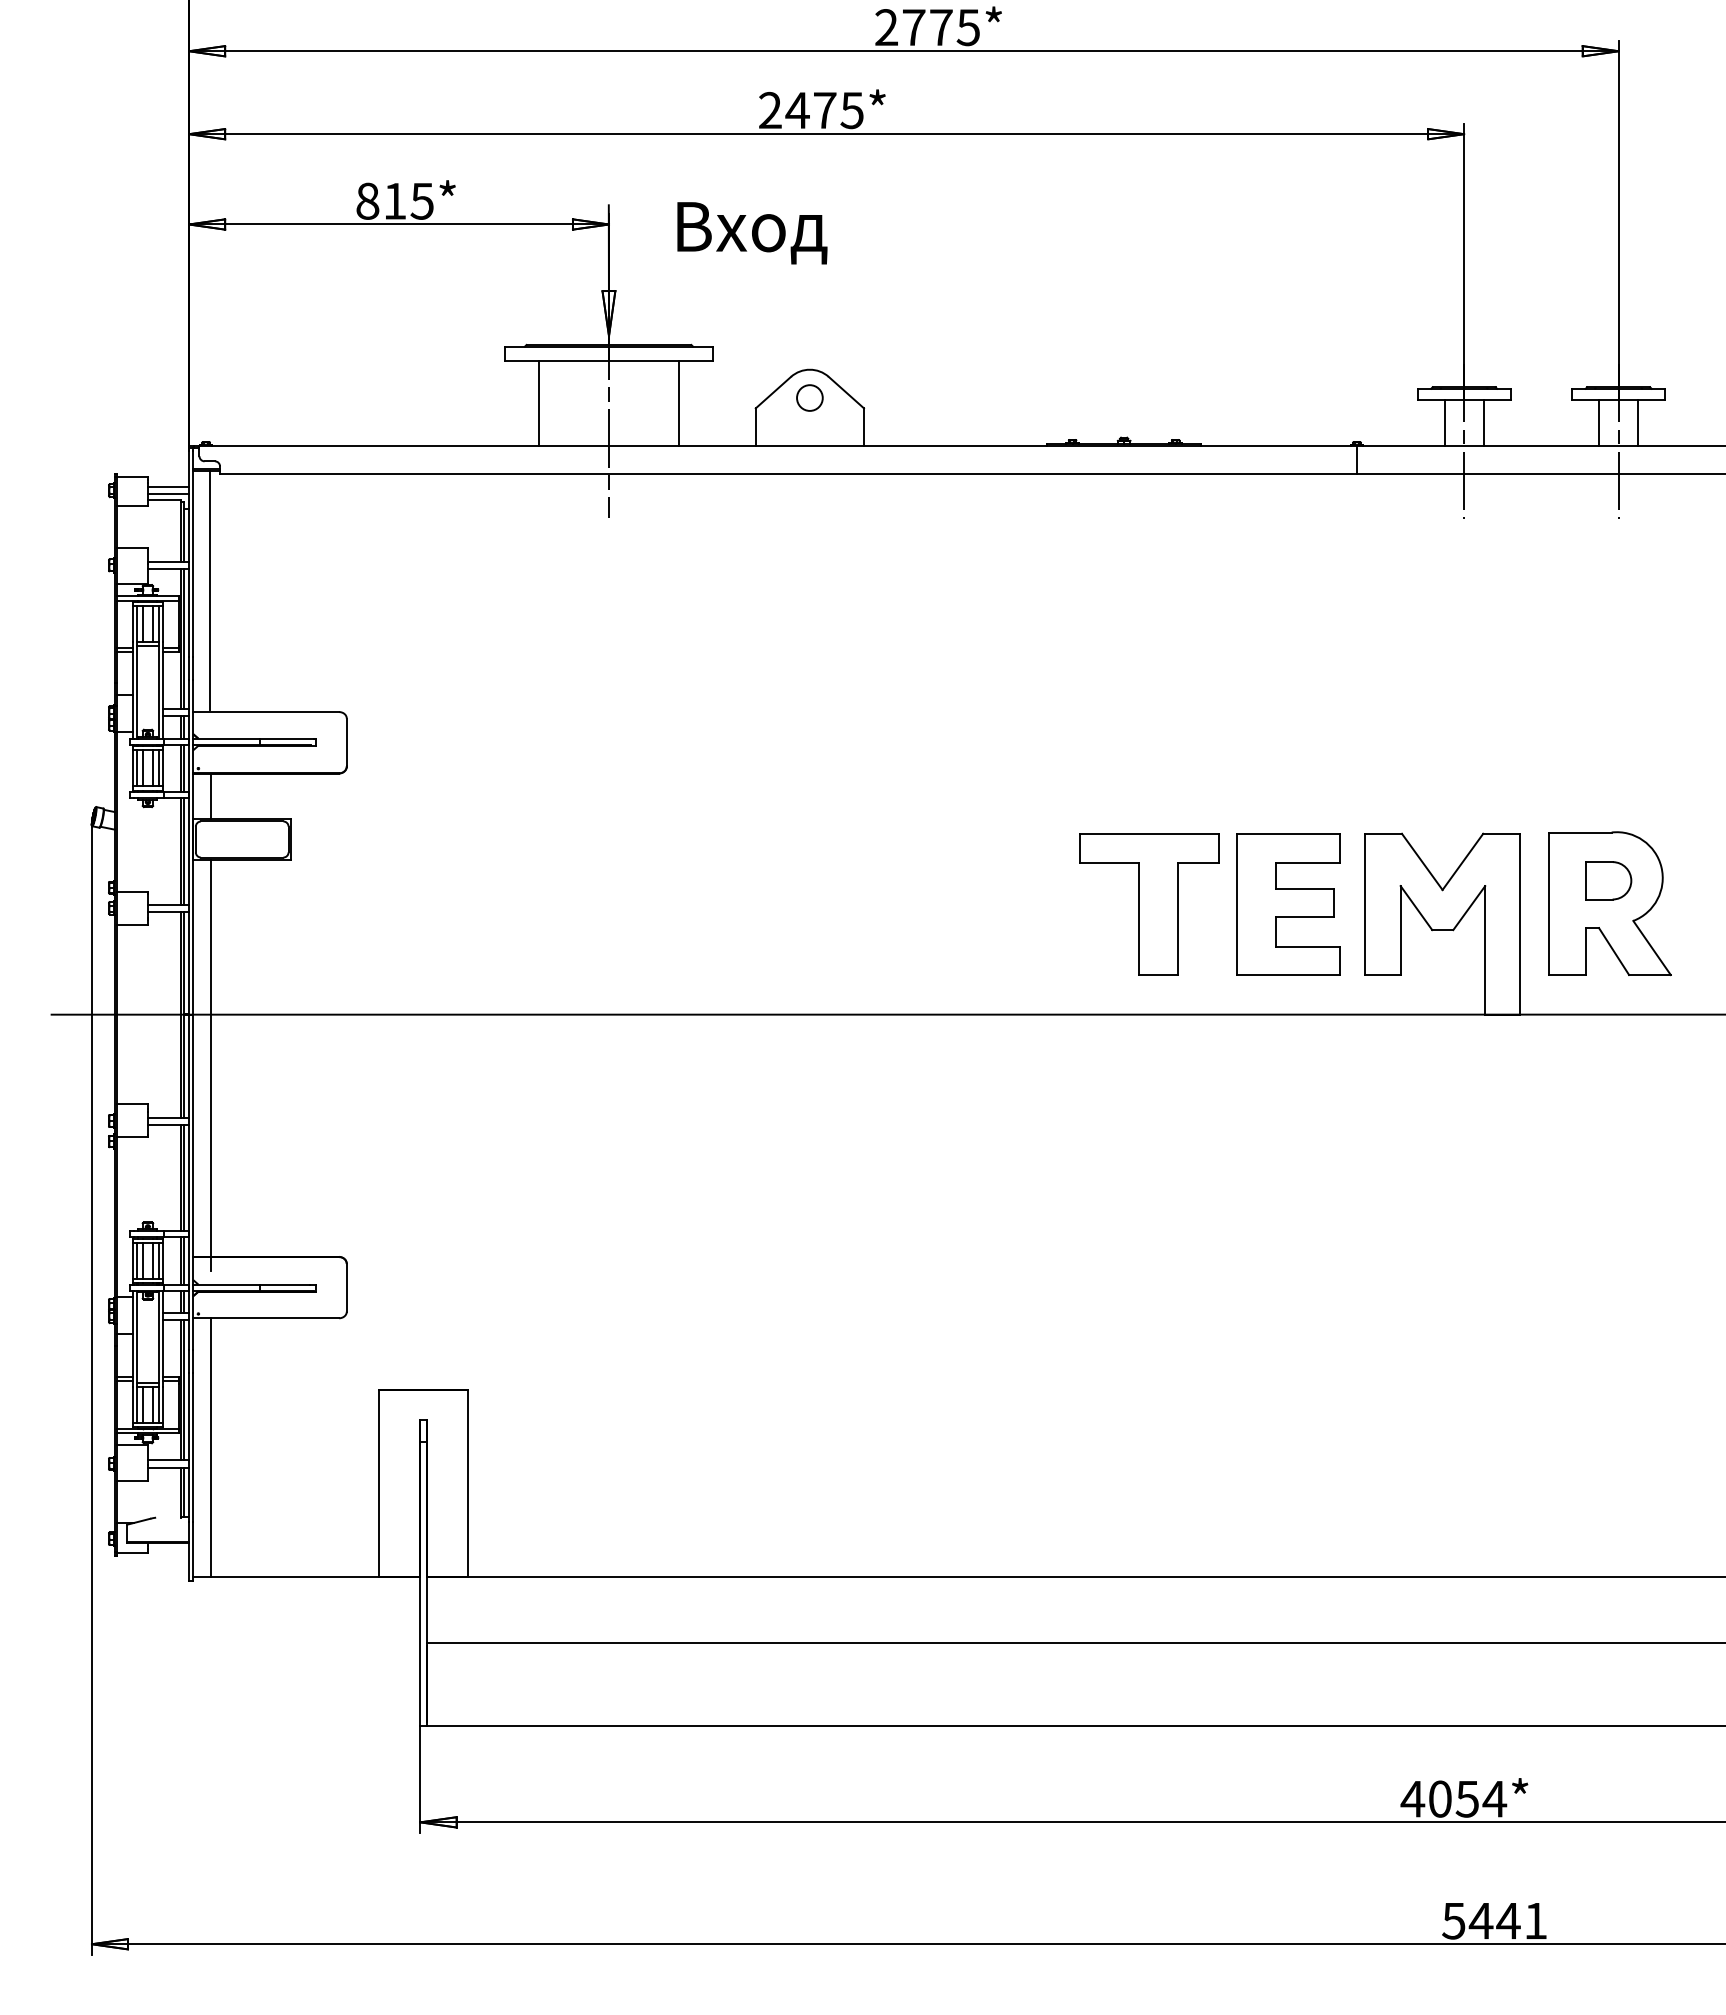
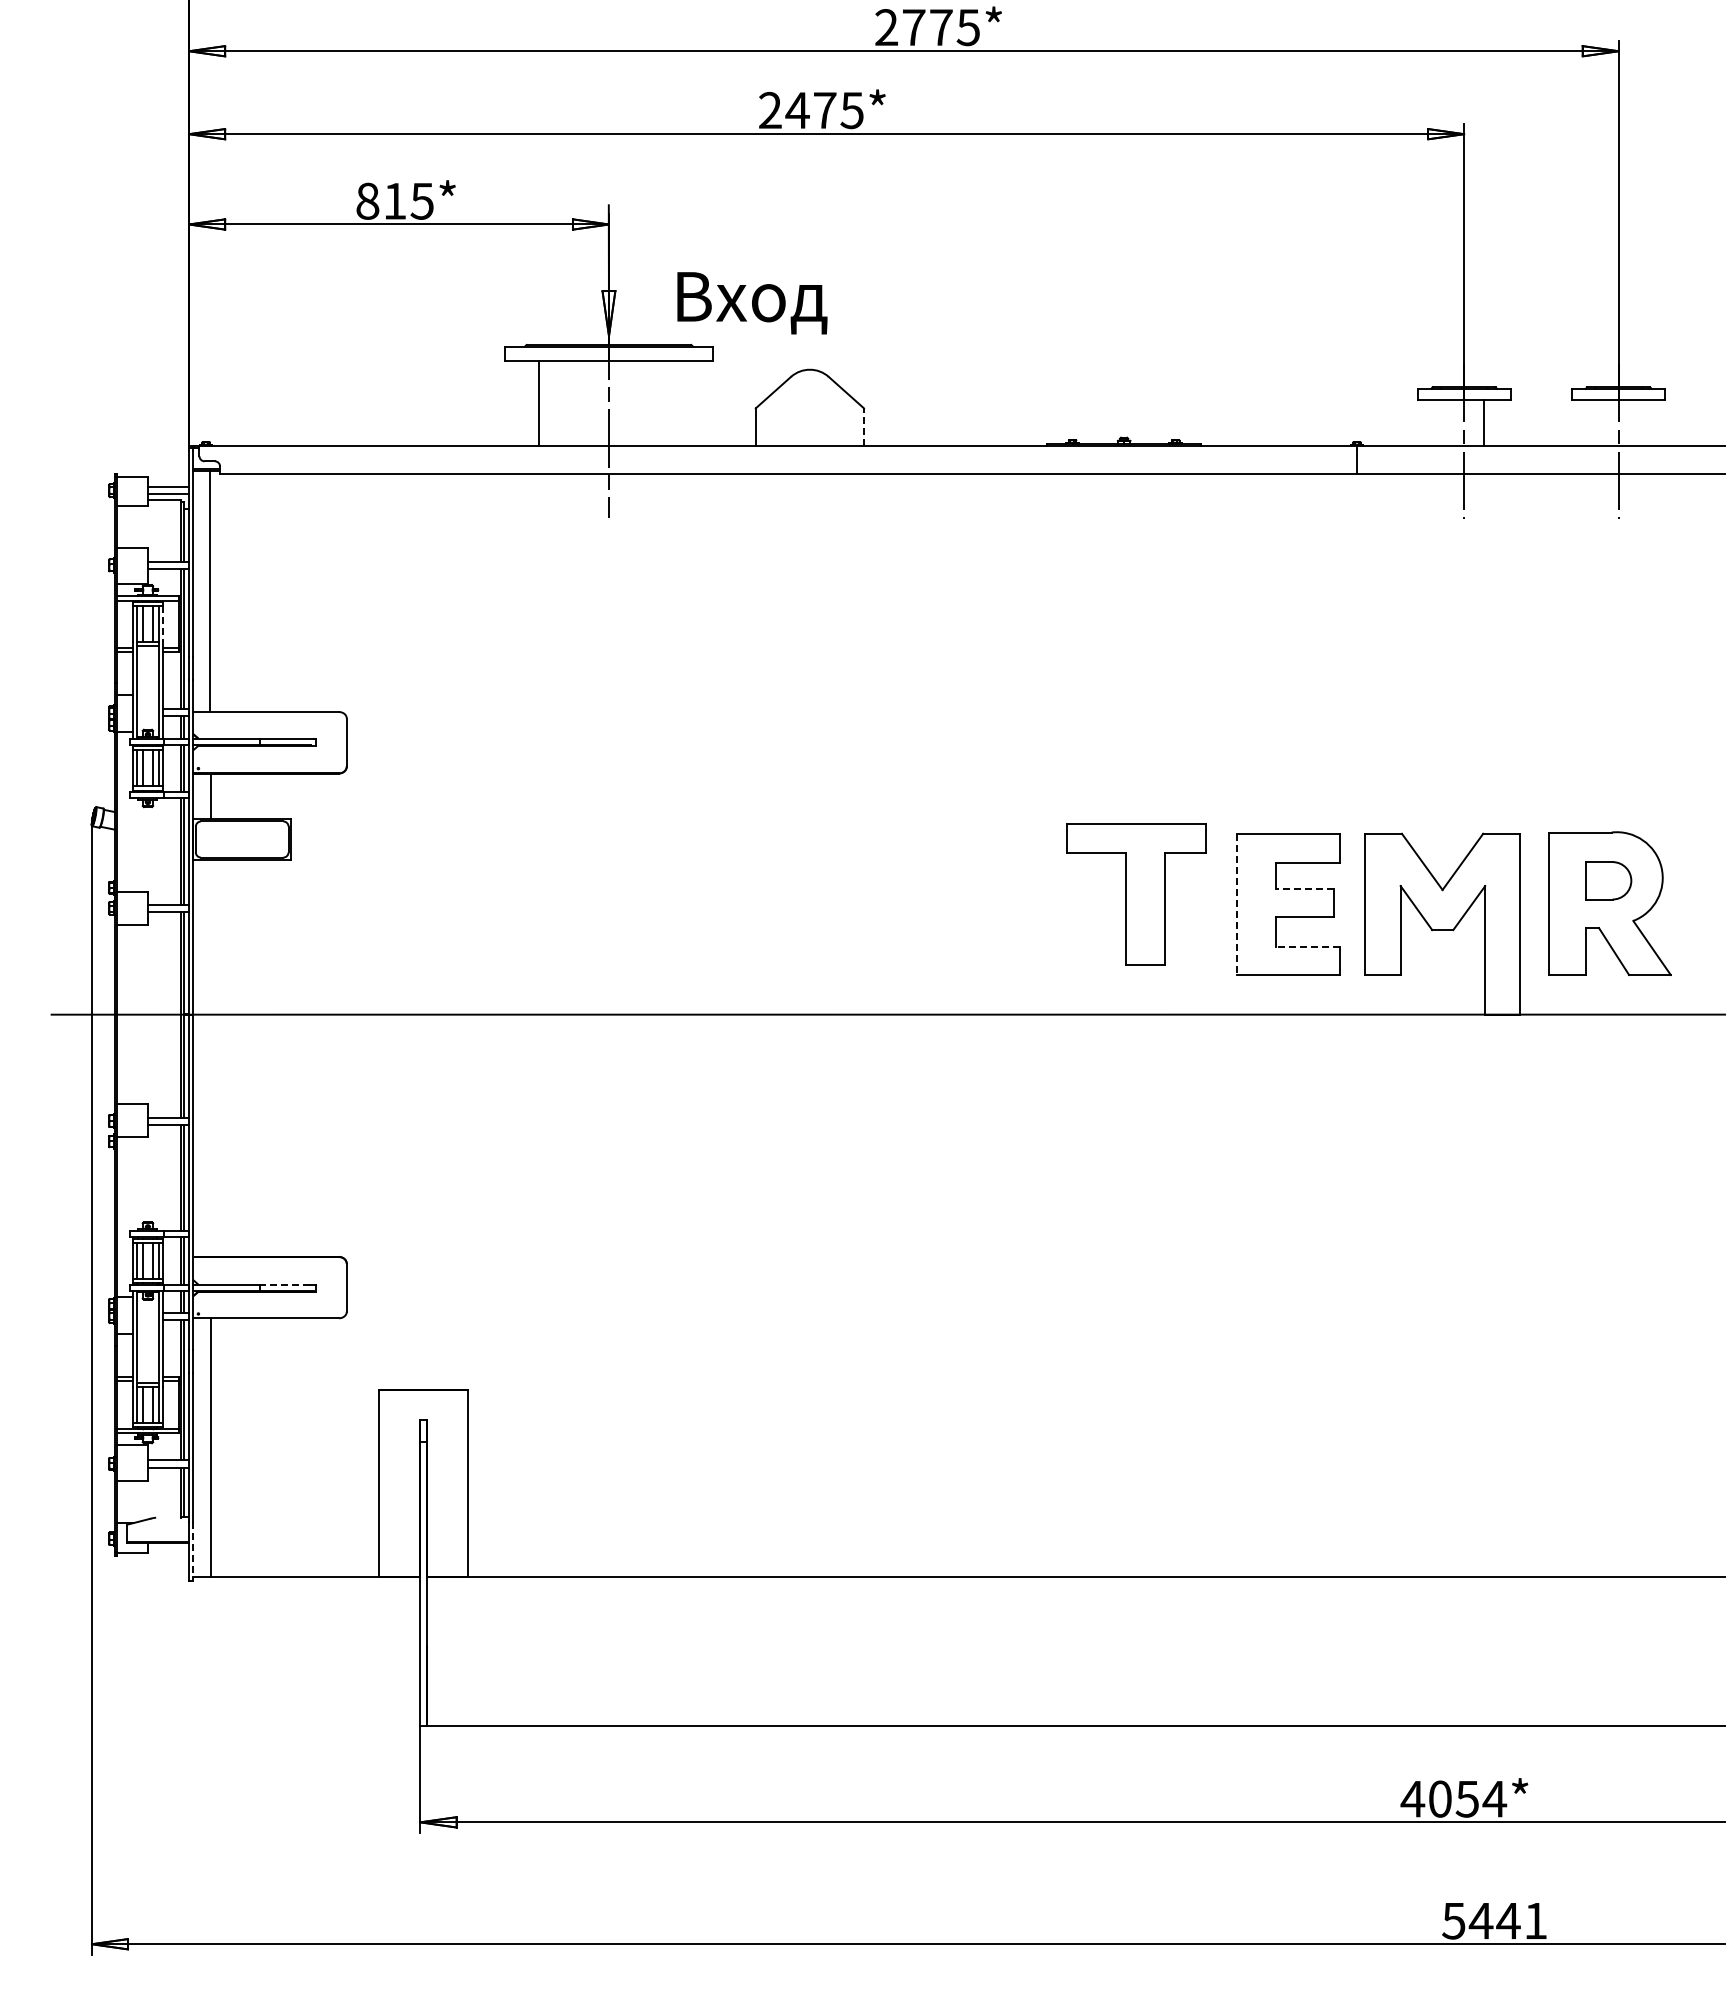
text position: (752, 233) -> (752, 303) (752, 303)
circle: present -> none (809, 397)
line: present -> none (679, 402)
line: present -> none (1444, 422)
line: present -> none (1599, 422)
line: present -> none (1638, 422)
line: solid -> dashed (863, 427)
line: solid -> dashed (163, 624)
line: solid -> dashed (1304, 888)
part position: (1149, 904) -> (1136, 894) (1136, 894)
line: solid -> dashed (1237, 904)
line: solid -> dashed (1307, 946)
line: present -> none (211, 1065)
line: solid -> dashed (285, 1284)
line: solid -> dashed (193, 1551)
line: present -> none (1074, 1643)
